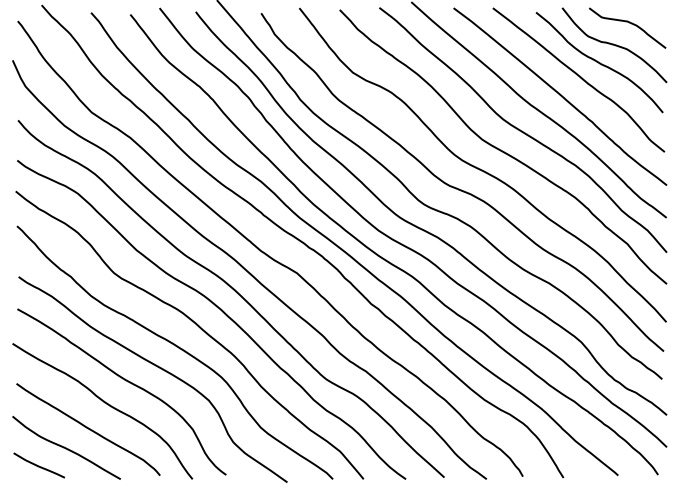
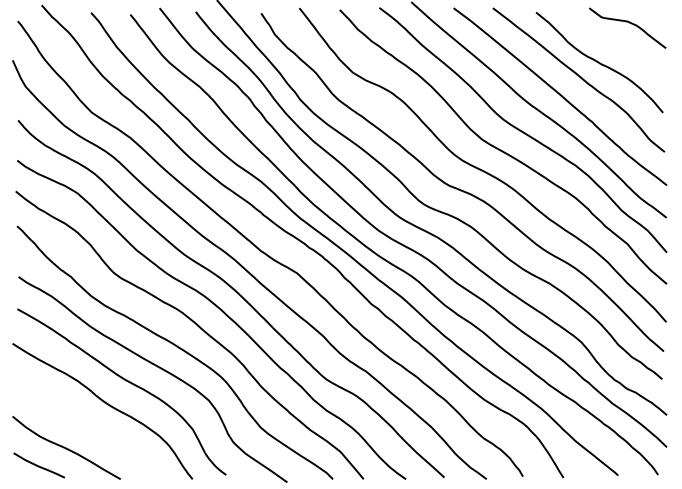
curve: present -> none (614, 45)
curve: present -> none (88, 429)
